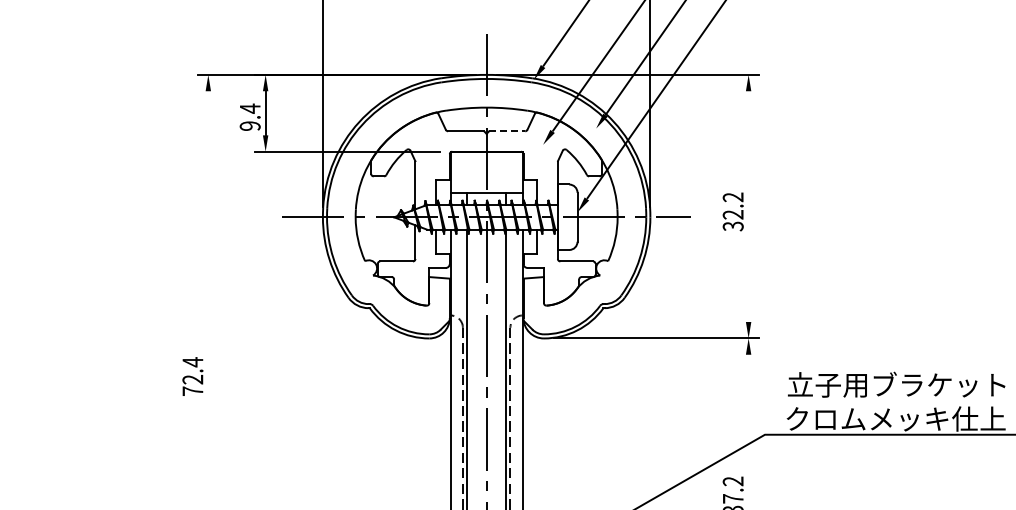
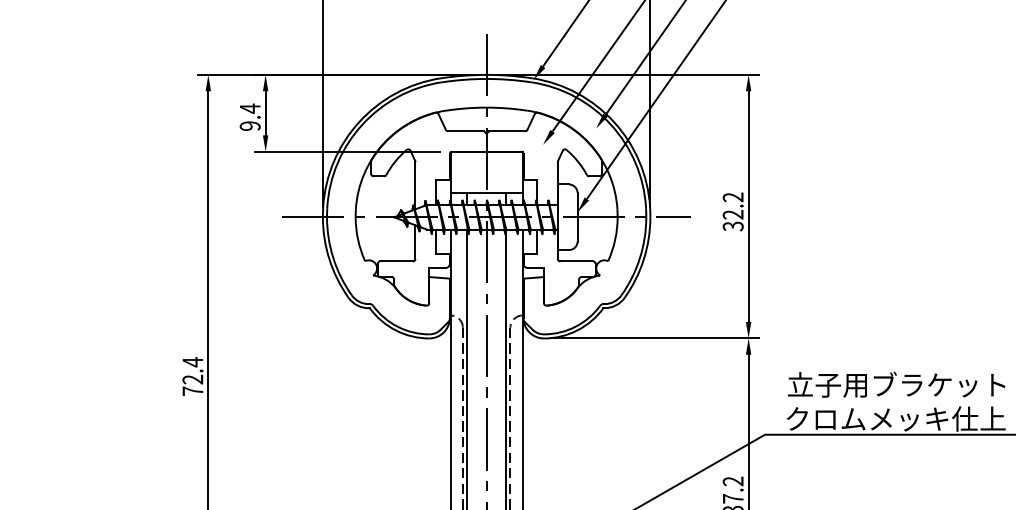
line: dashed -> solid (507, 131)
line: none -> present (748, 206)
line: none -> present (208, 298)
line: none -> present (748, 430)
